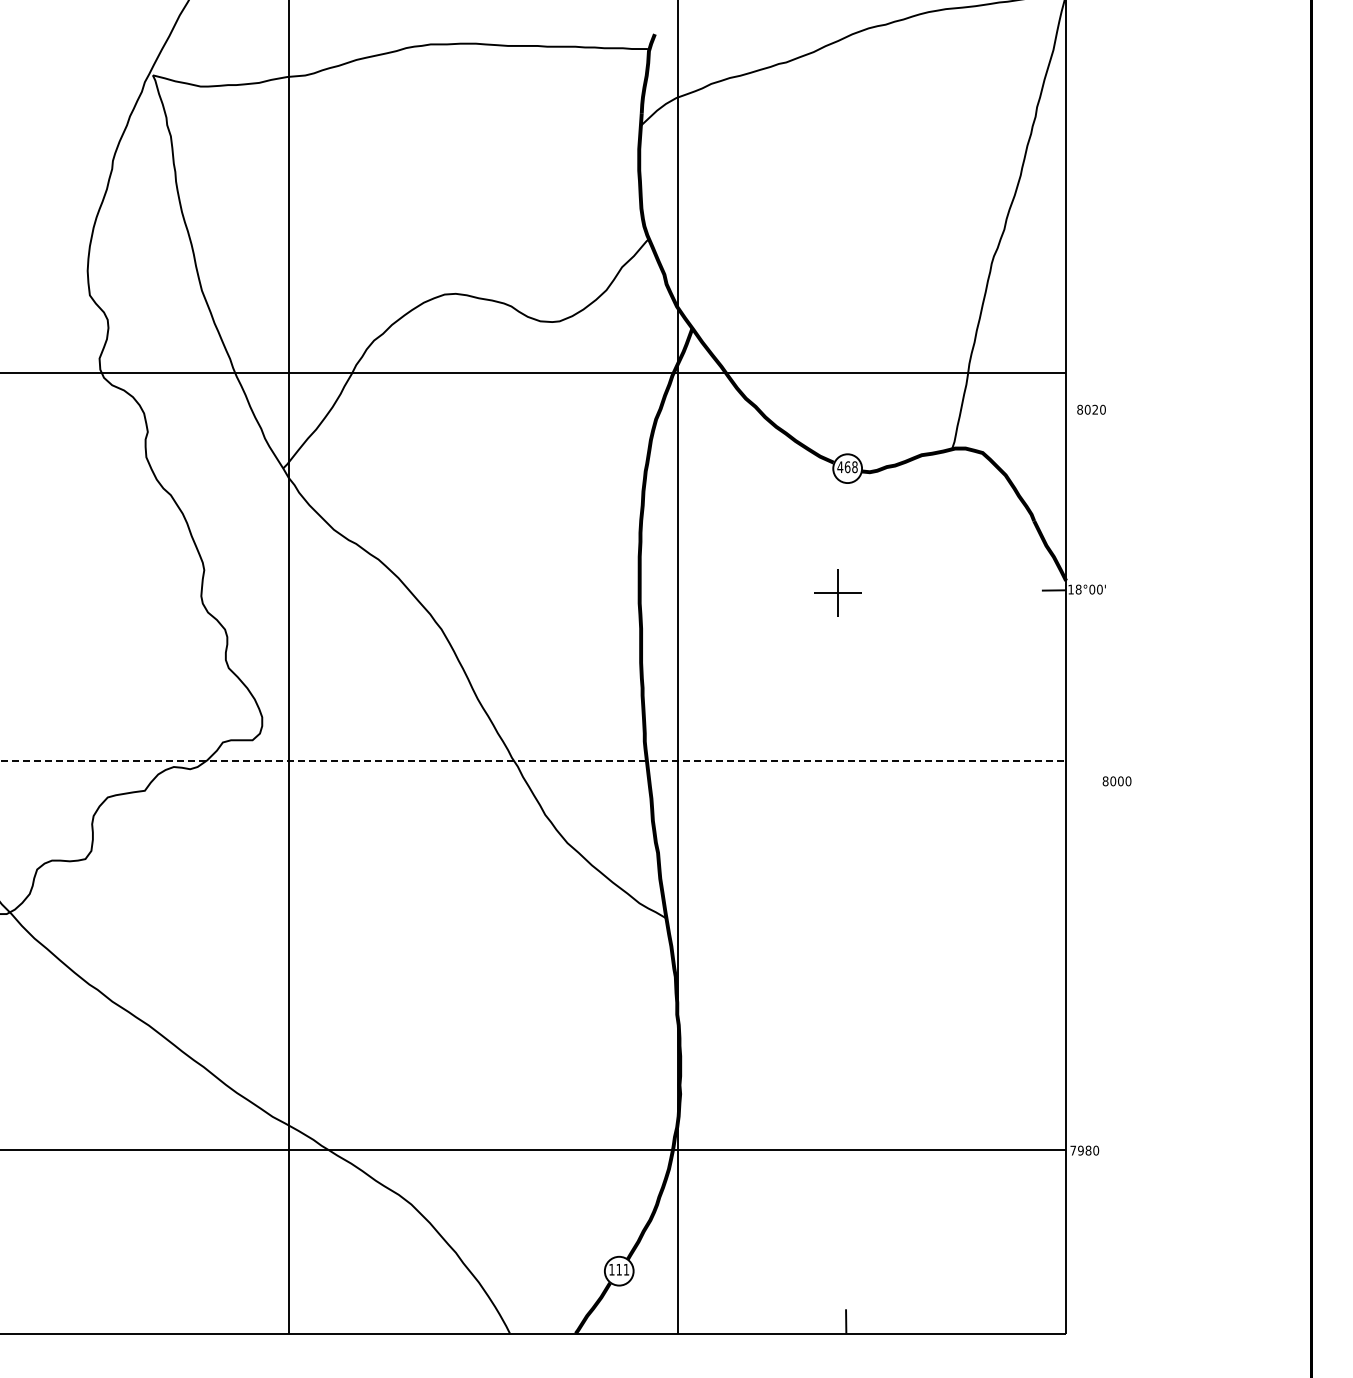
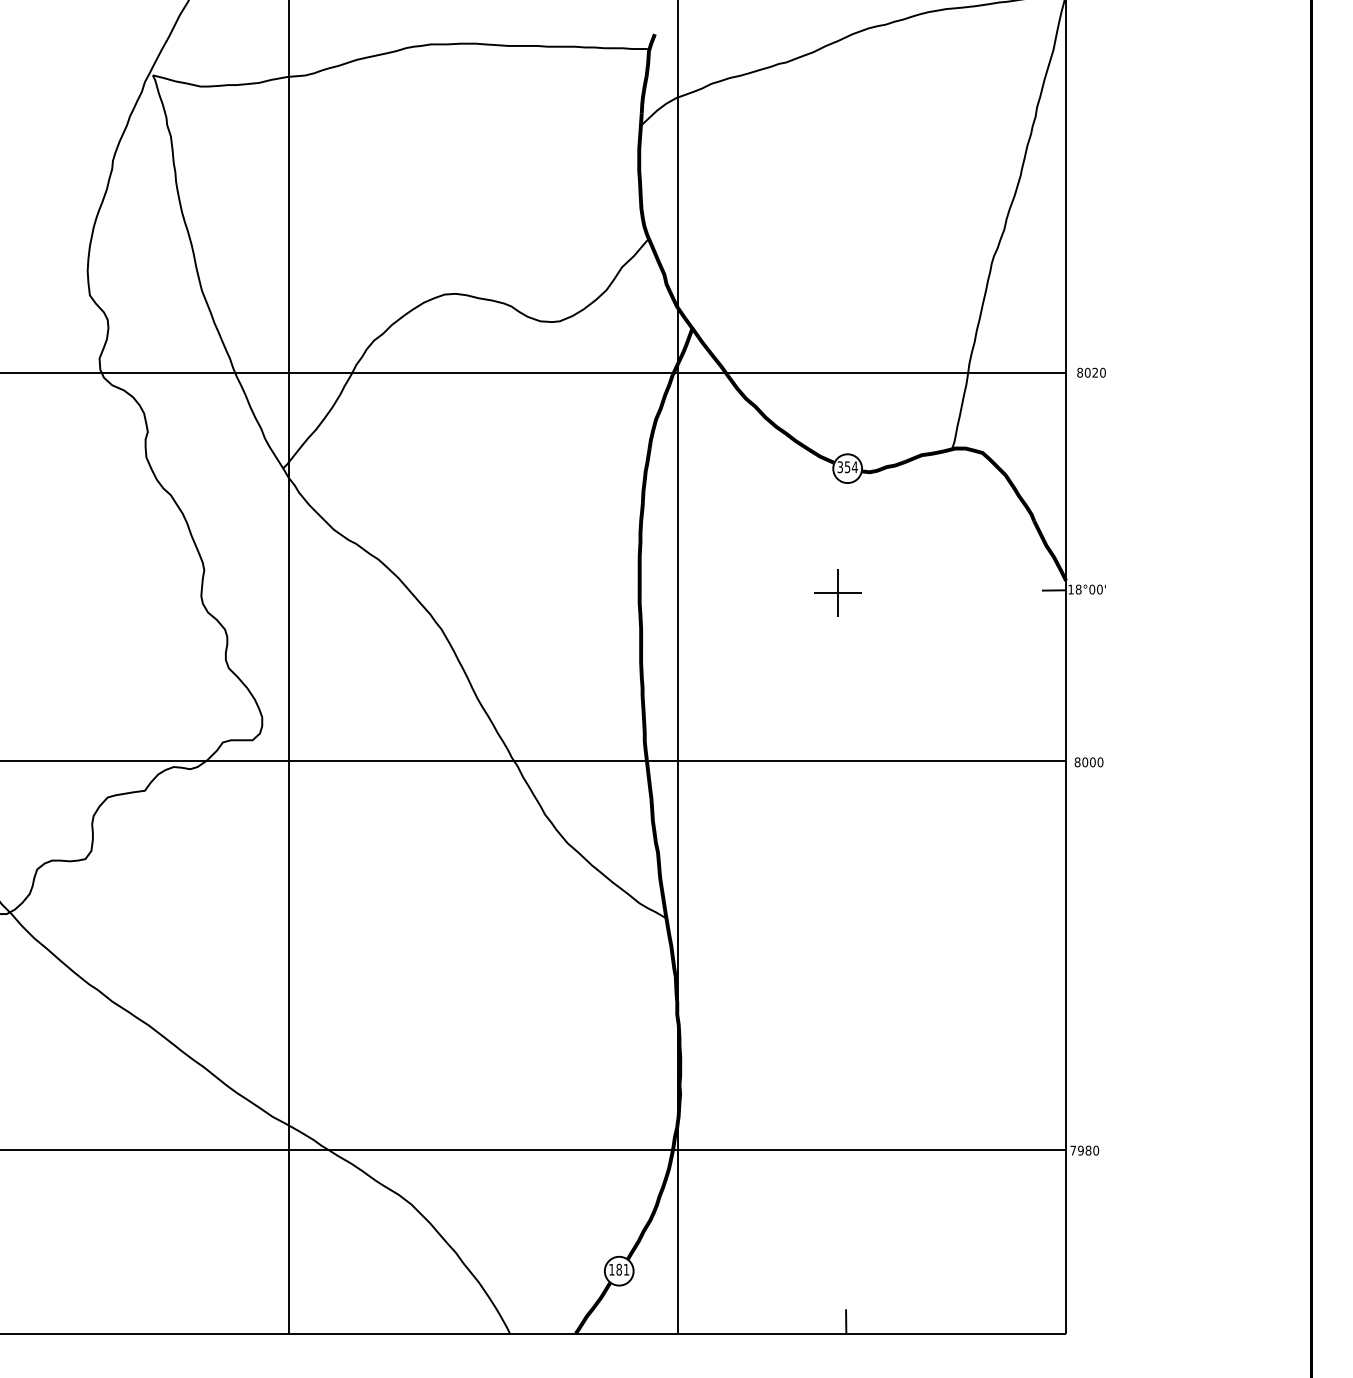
text position: (1091, 409) -> (1091, 372) (1091, 372)
text: 468 -> 354 (847, 467)
line: dashed -> solid (533, 761)
text position: (1116, 781) -> (1088, 762) (1088, 762)
text: 111 -> 181 (618, 1269)
